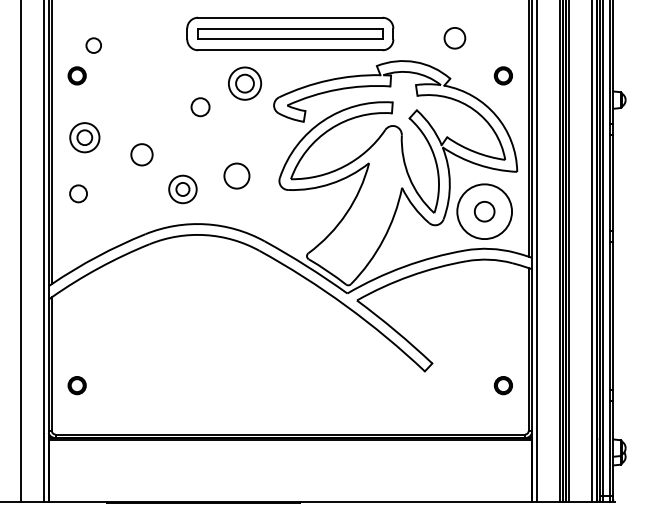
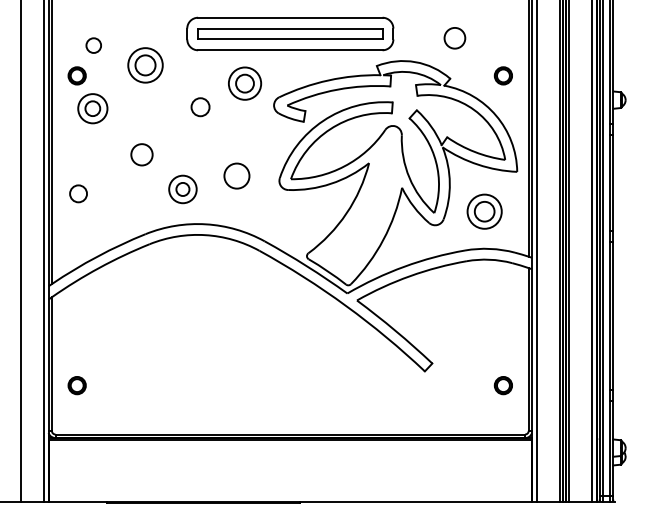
part: none -> present (145, 65)
part position: (84, 137) -> (92, 108) (92, 108)
circle diameter: 55 px -> 34 px (484, 211)
